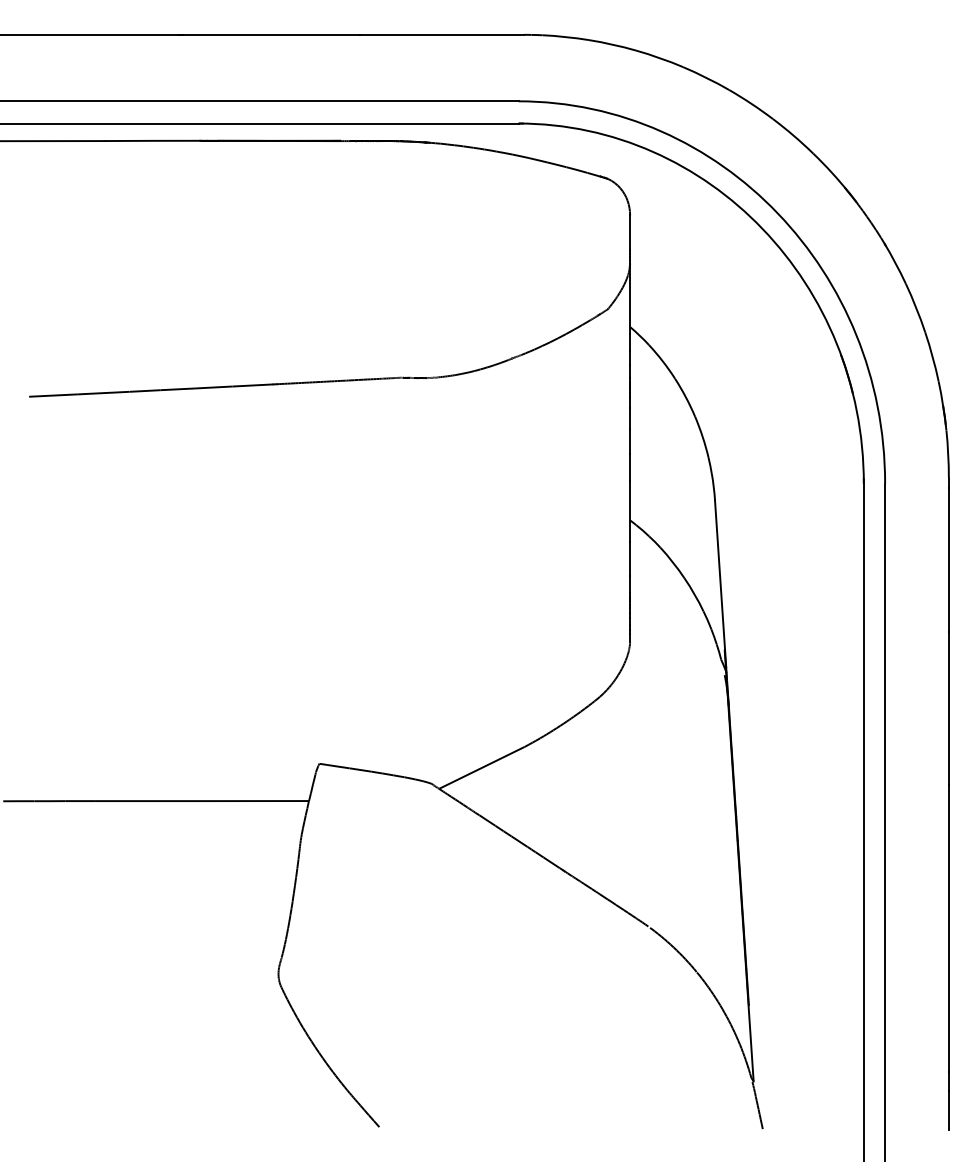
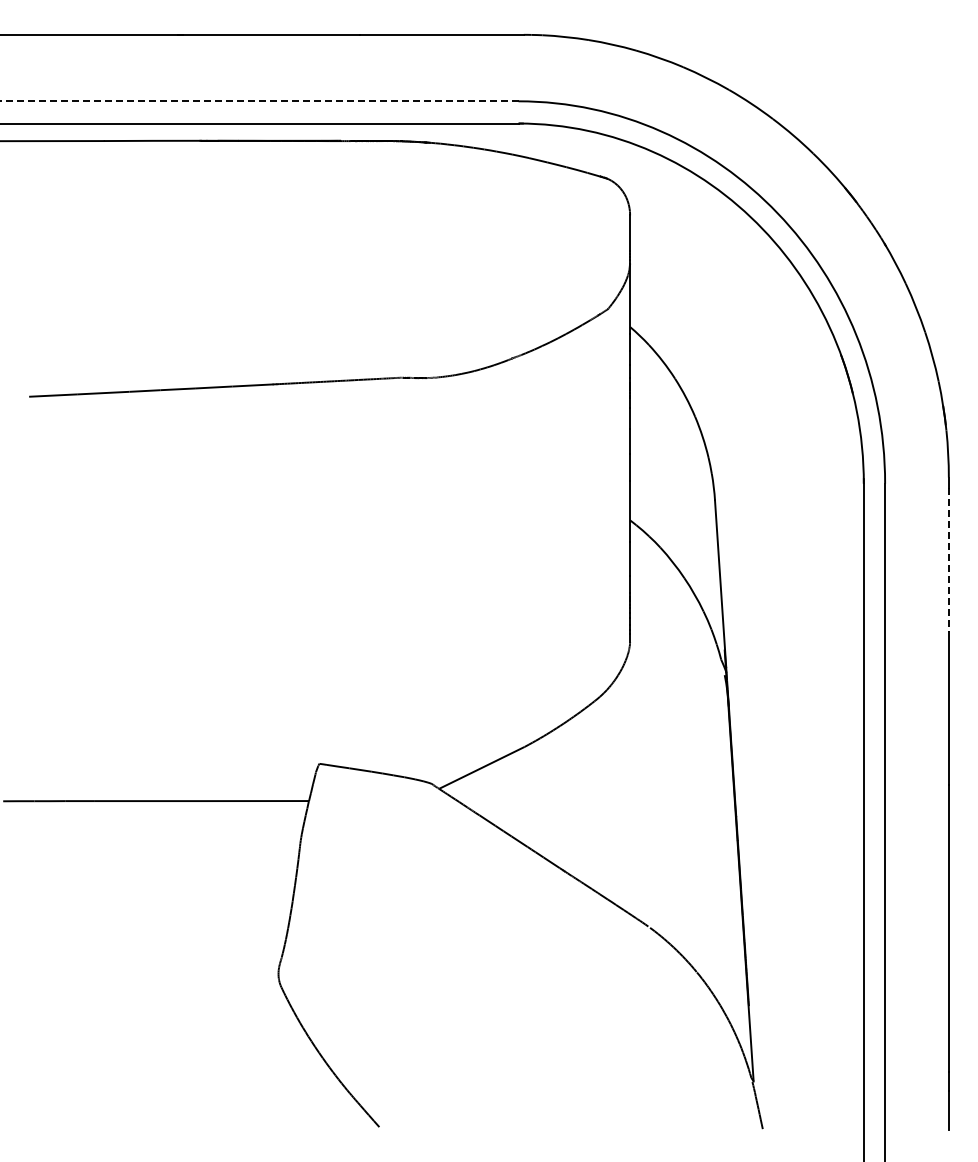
line: solid -> dashed (259, 101)
line: solid -> dashed (948, 559)
